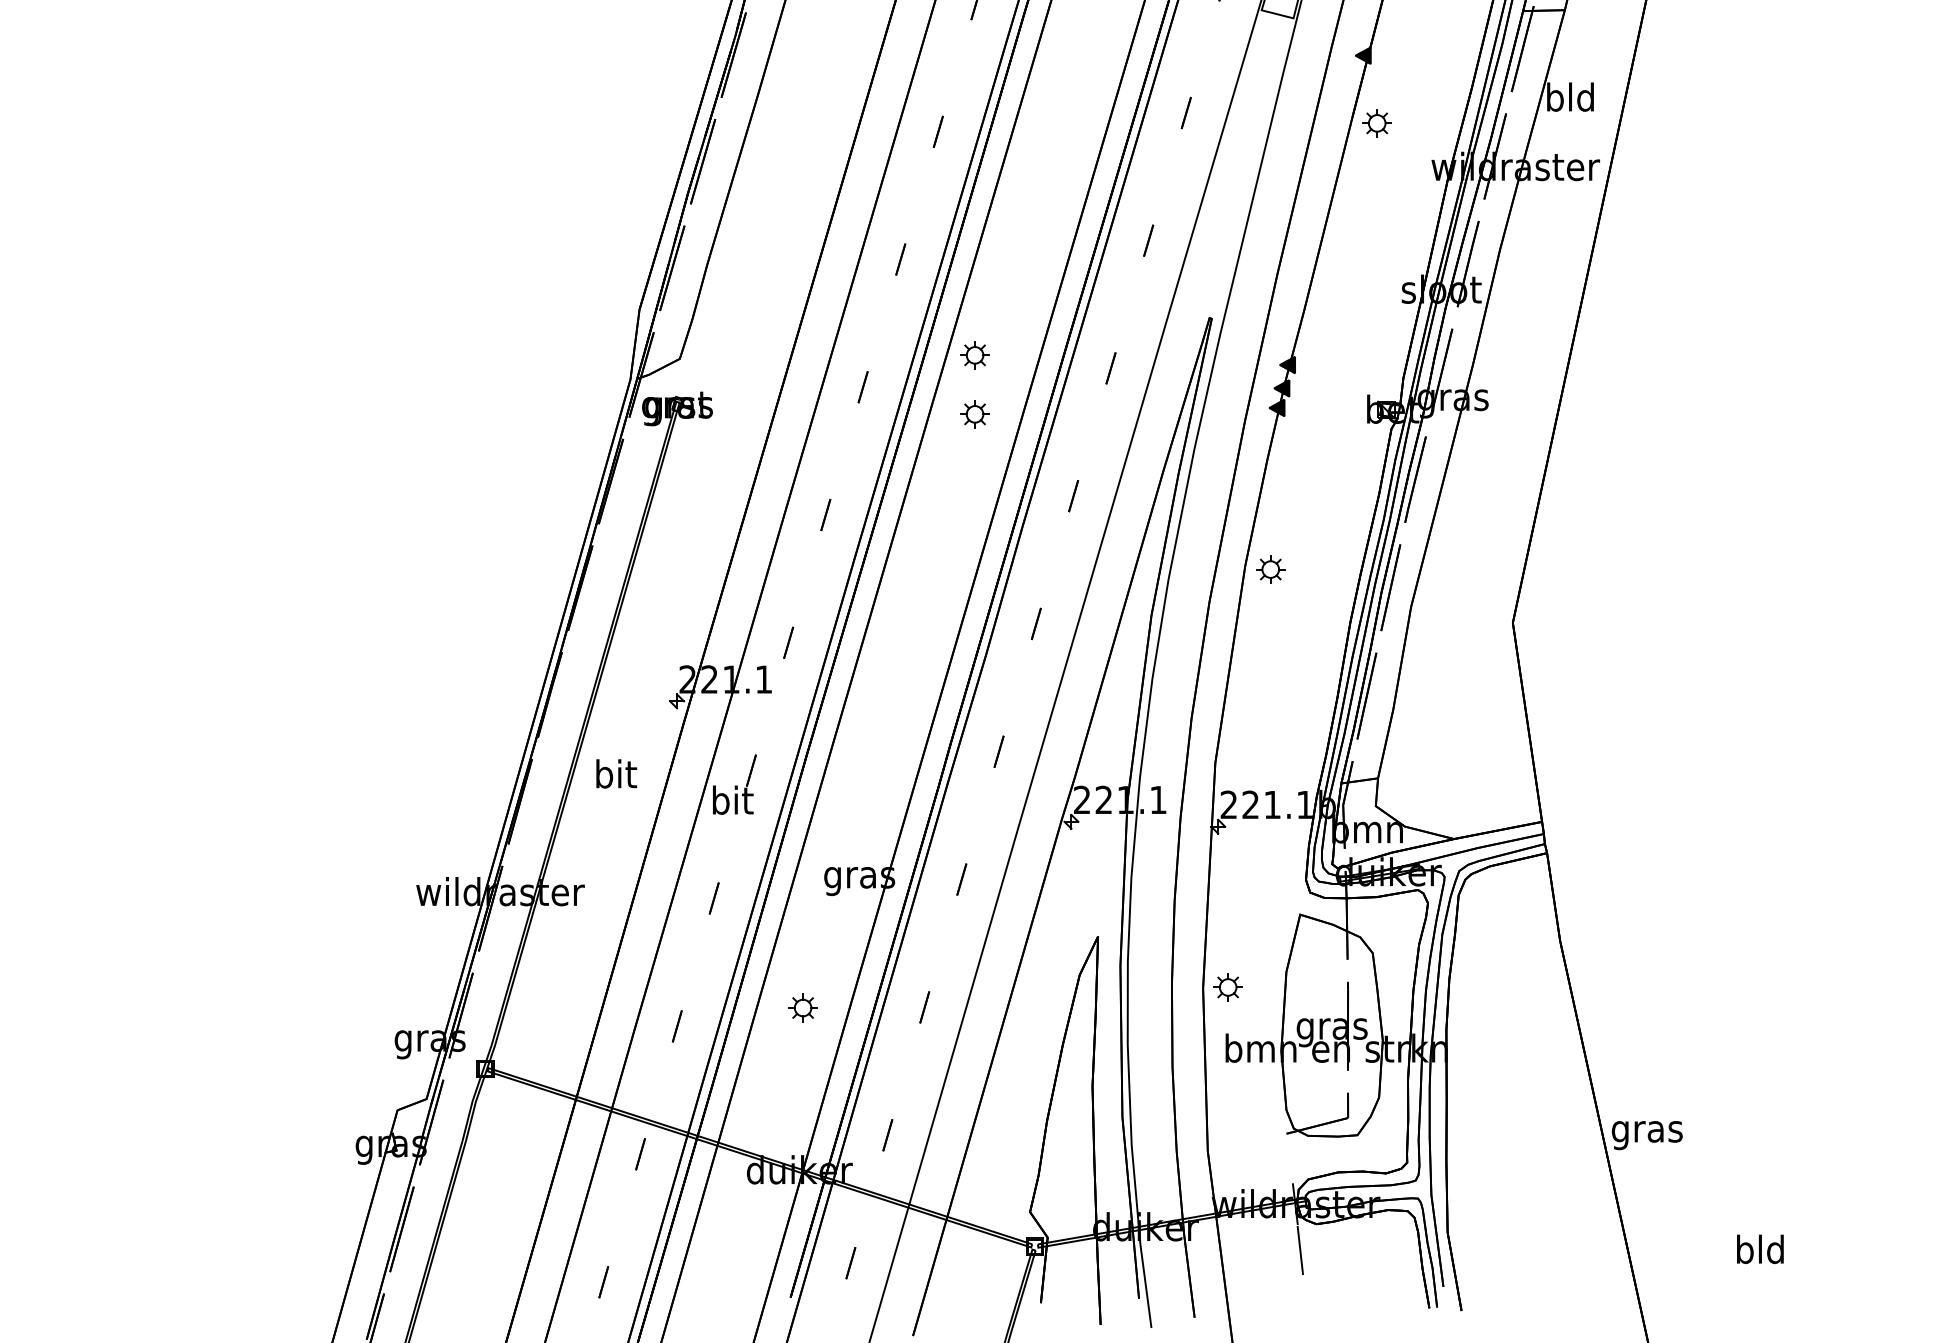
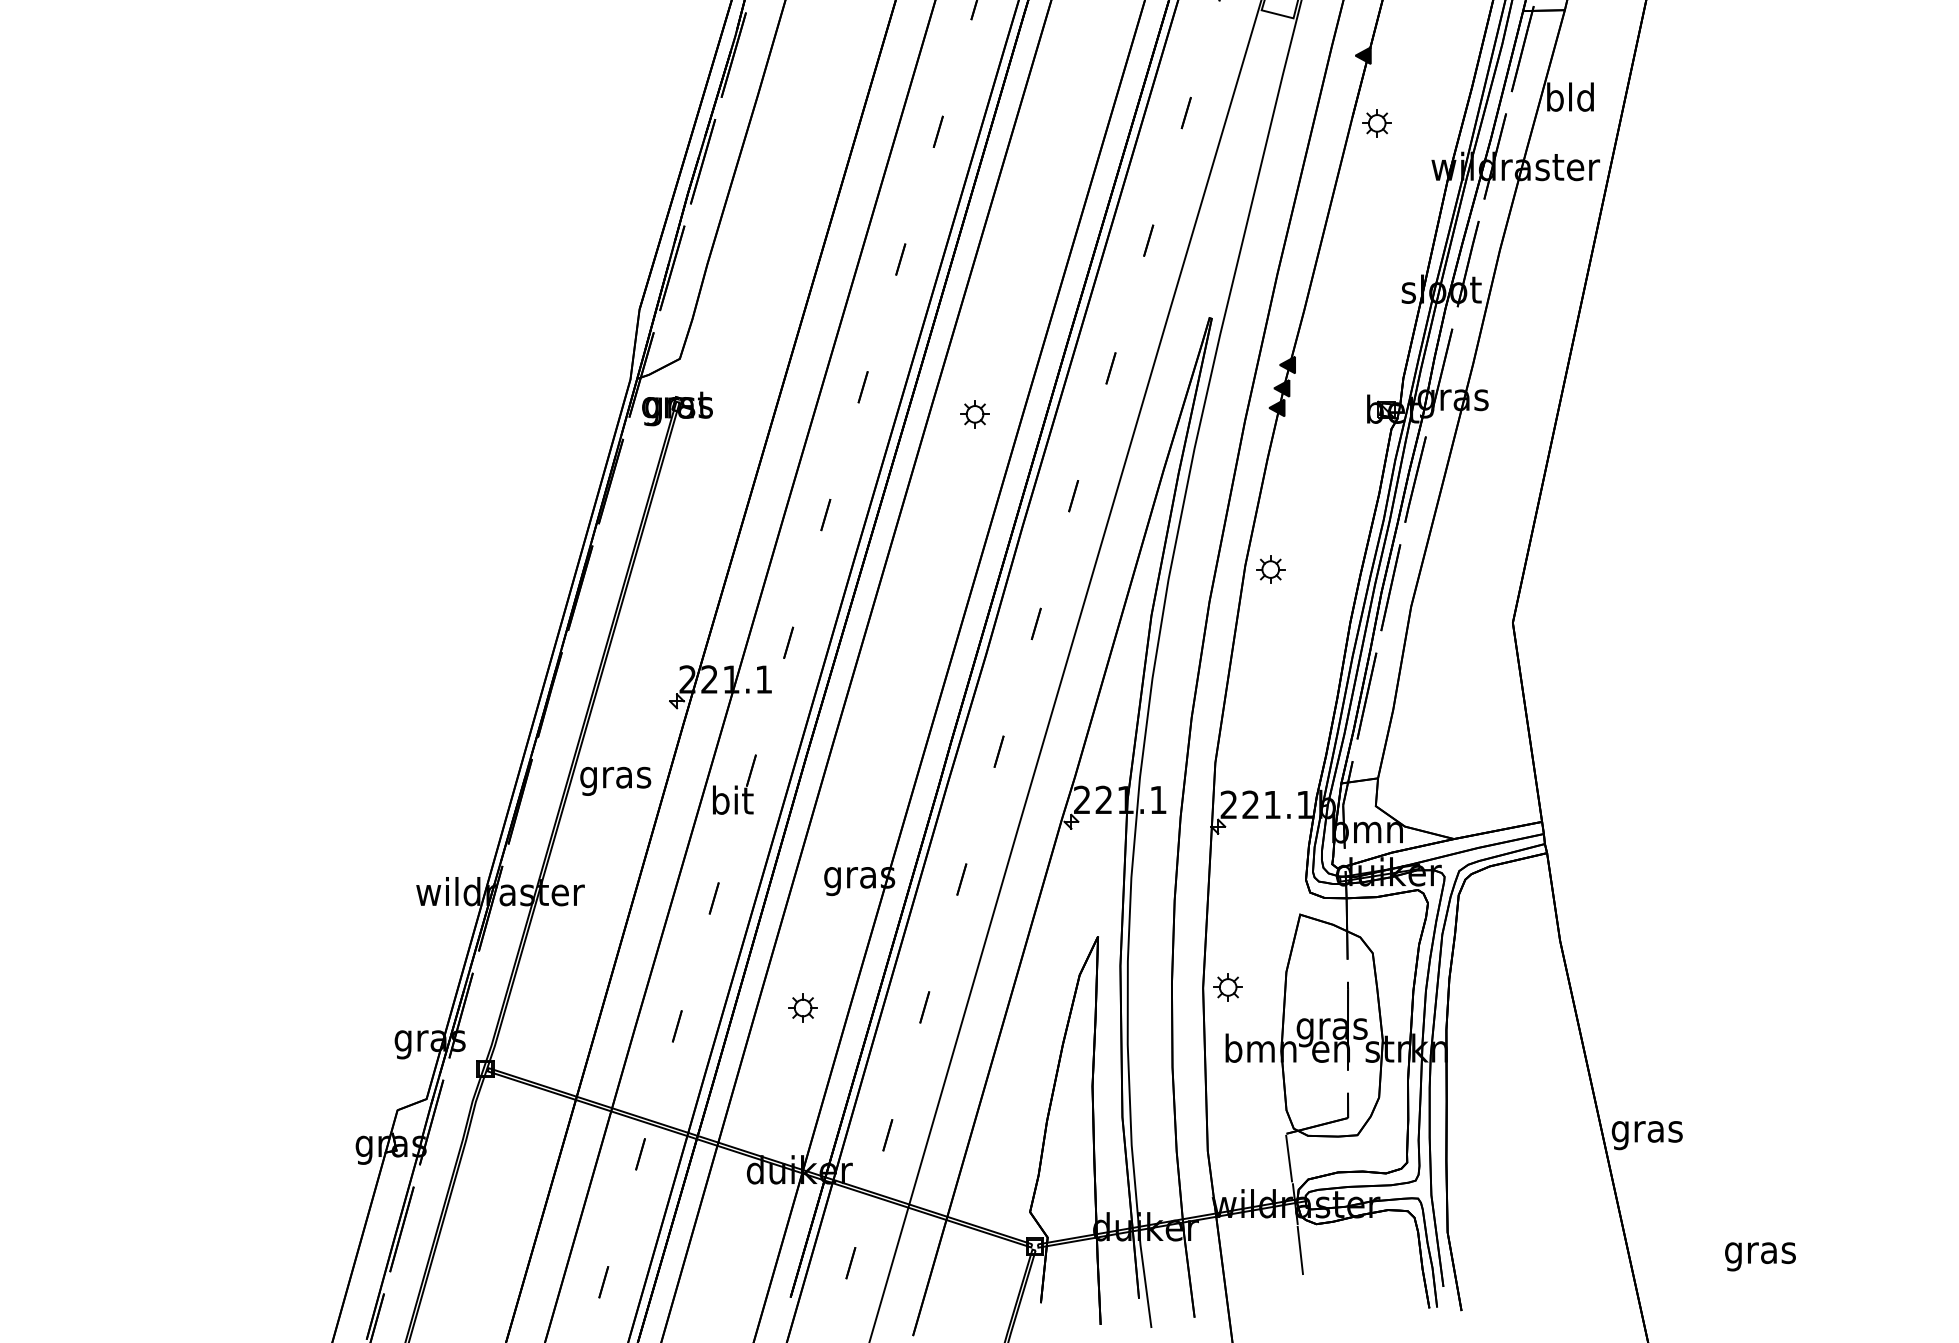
part: present -> none (974, 355)
text: bit -> gras (615, 777)
line: none -> present (1289, 1158)
text: bld -> gras (1760, 1252)
